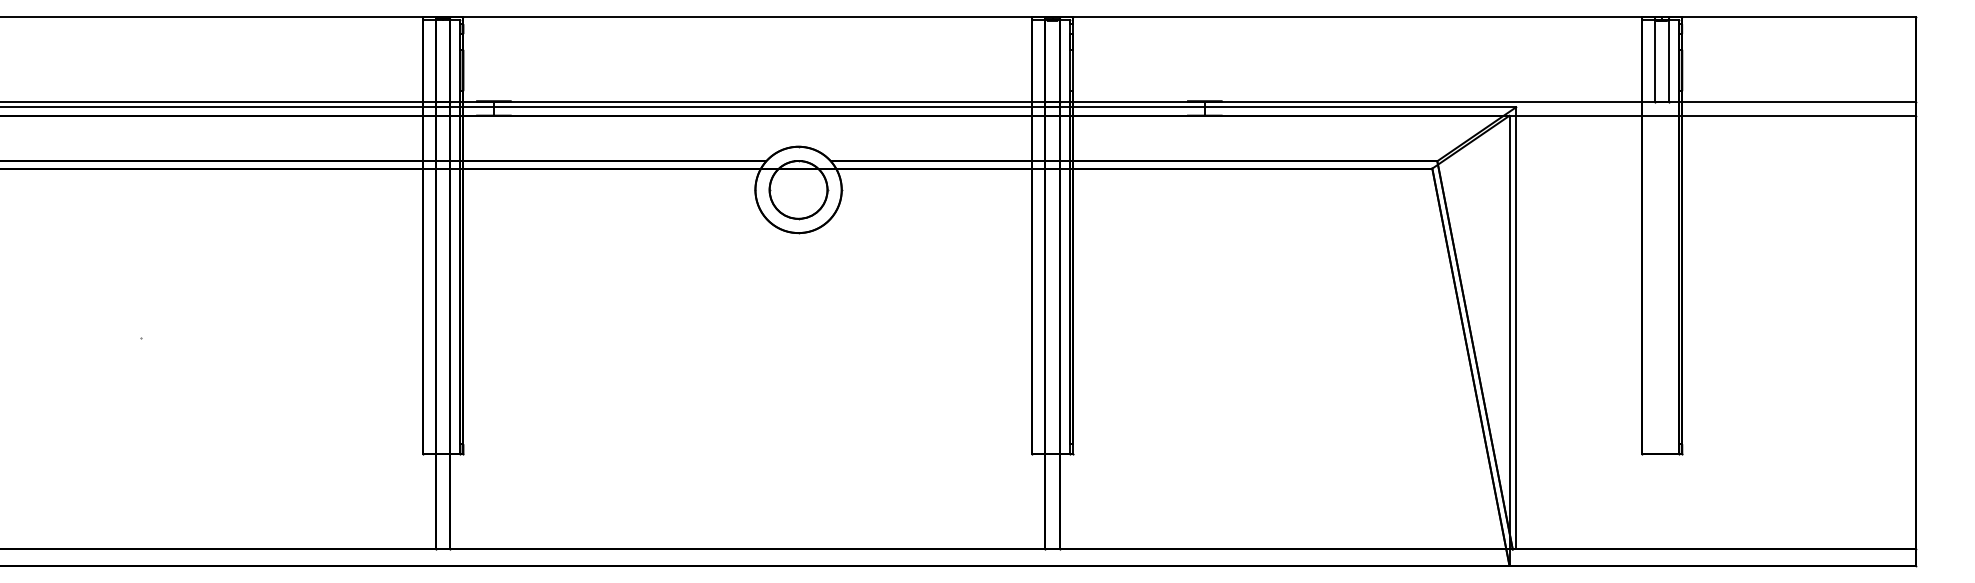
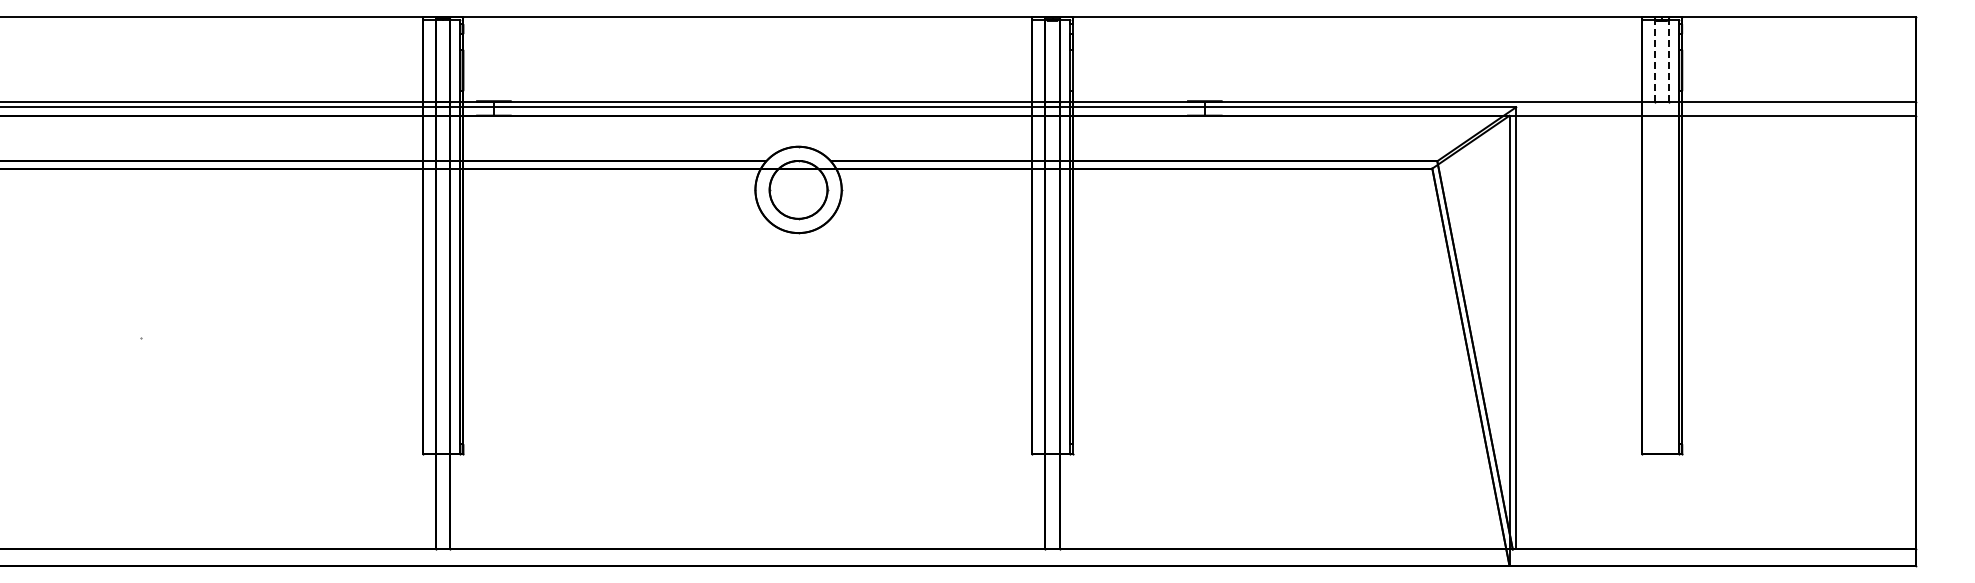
line: solid -> dashed (1654, 58)
line: solid -> dashed (1668, 58)
